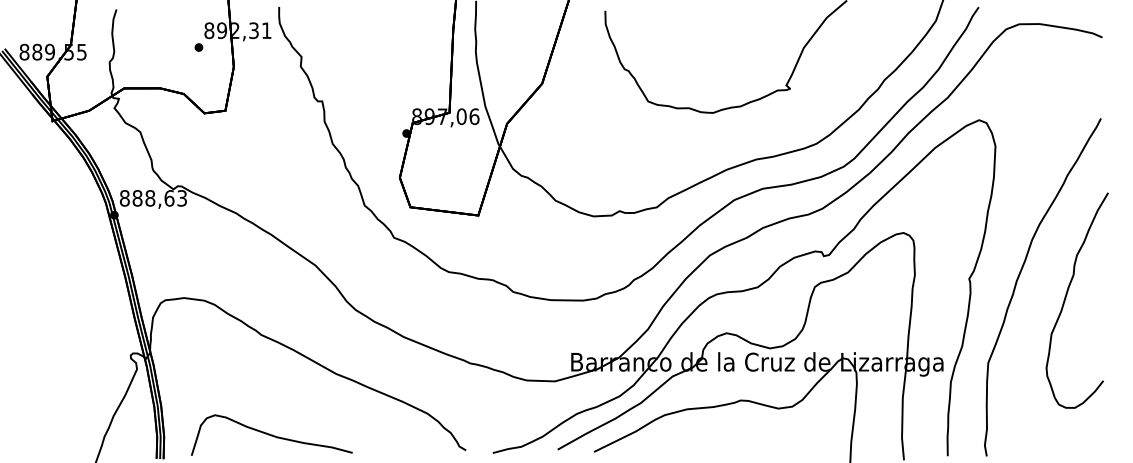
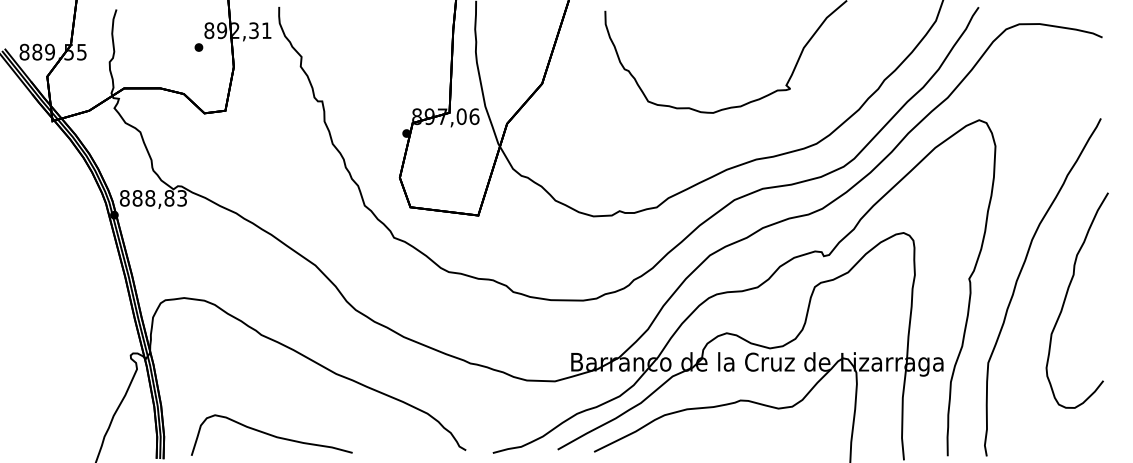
text: 888,63 -> 888,83 (169, 198)
